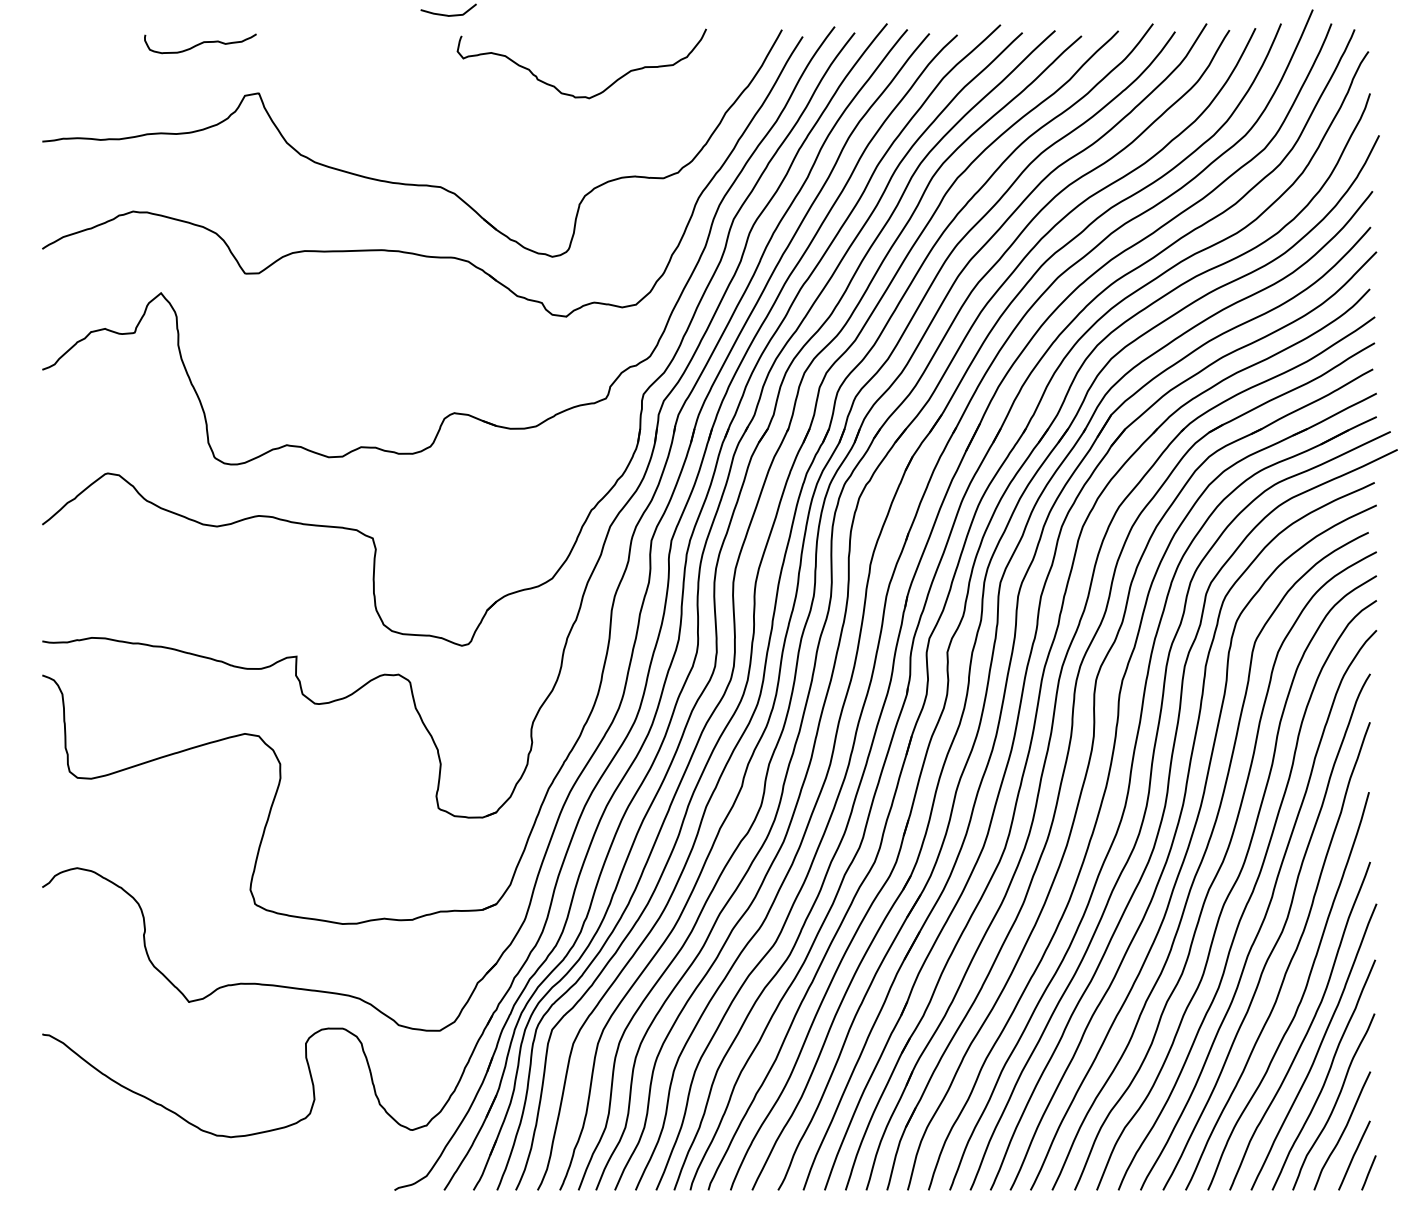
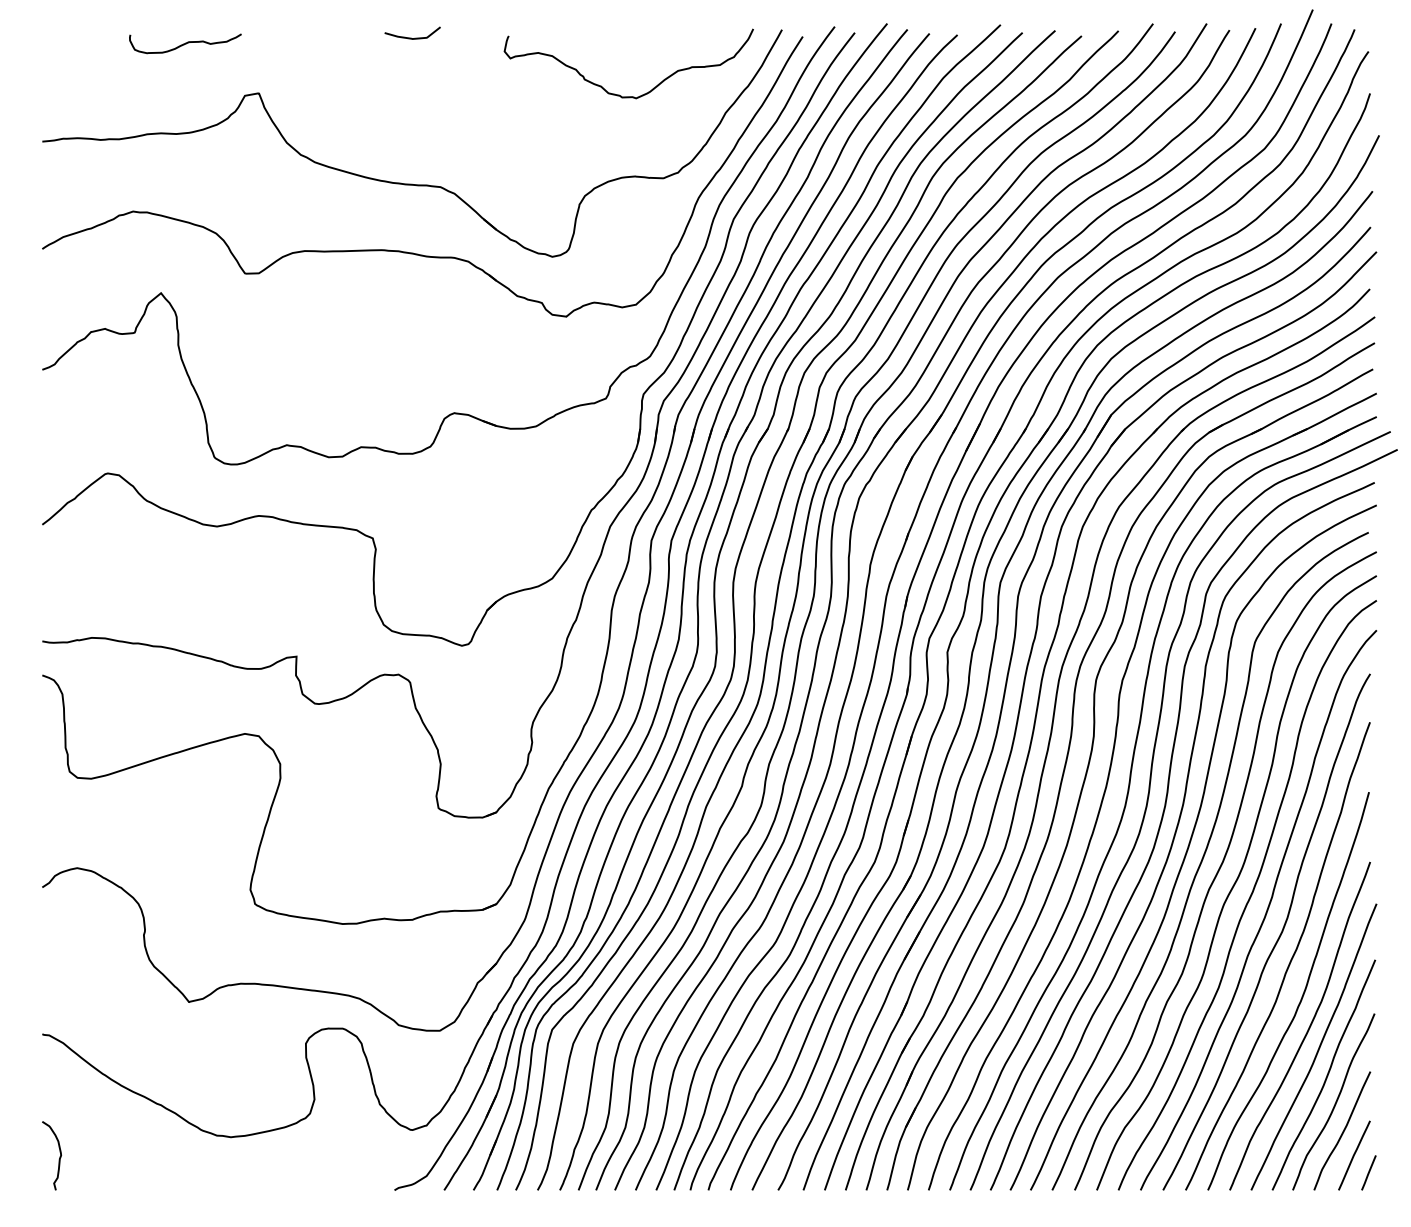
curve position: (447, 14) -> (411, 37) (411, 37)
curve position: (200, 43) -> (185, 43) (185, 43)
curve position: (572, 94) -> (619, 94) (619, 94)
curve: none -> present (59, 1156)
